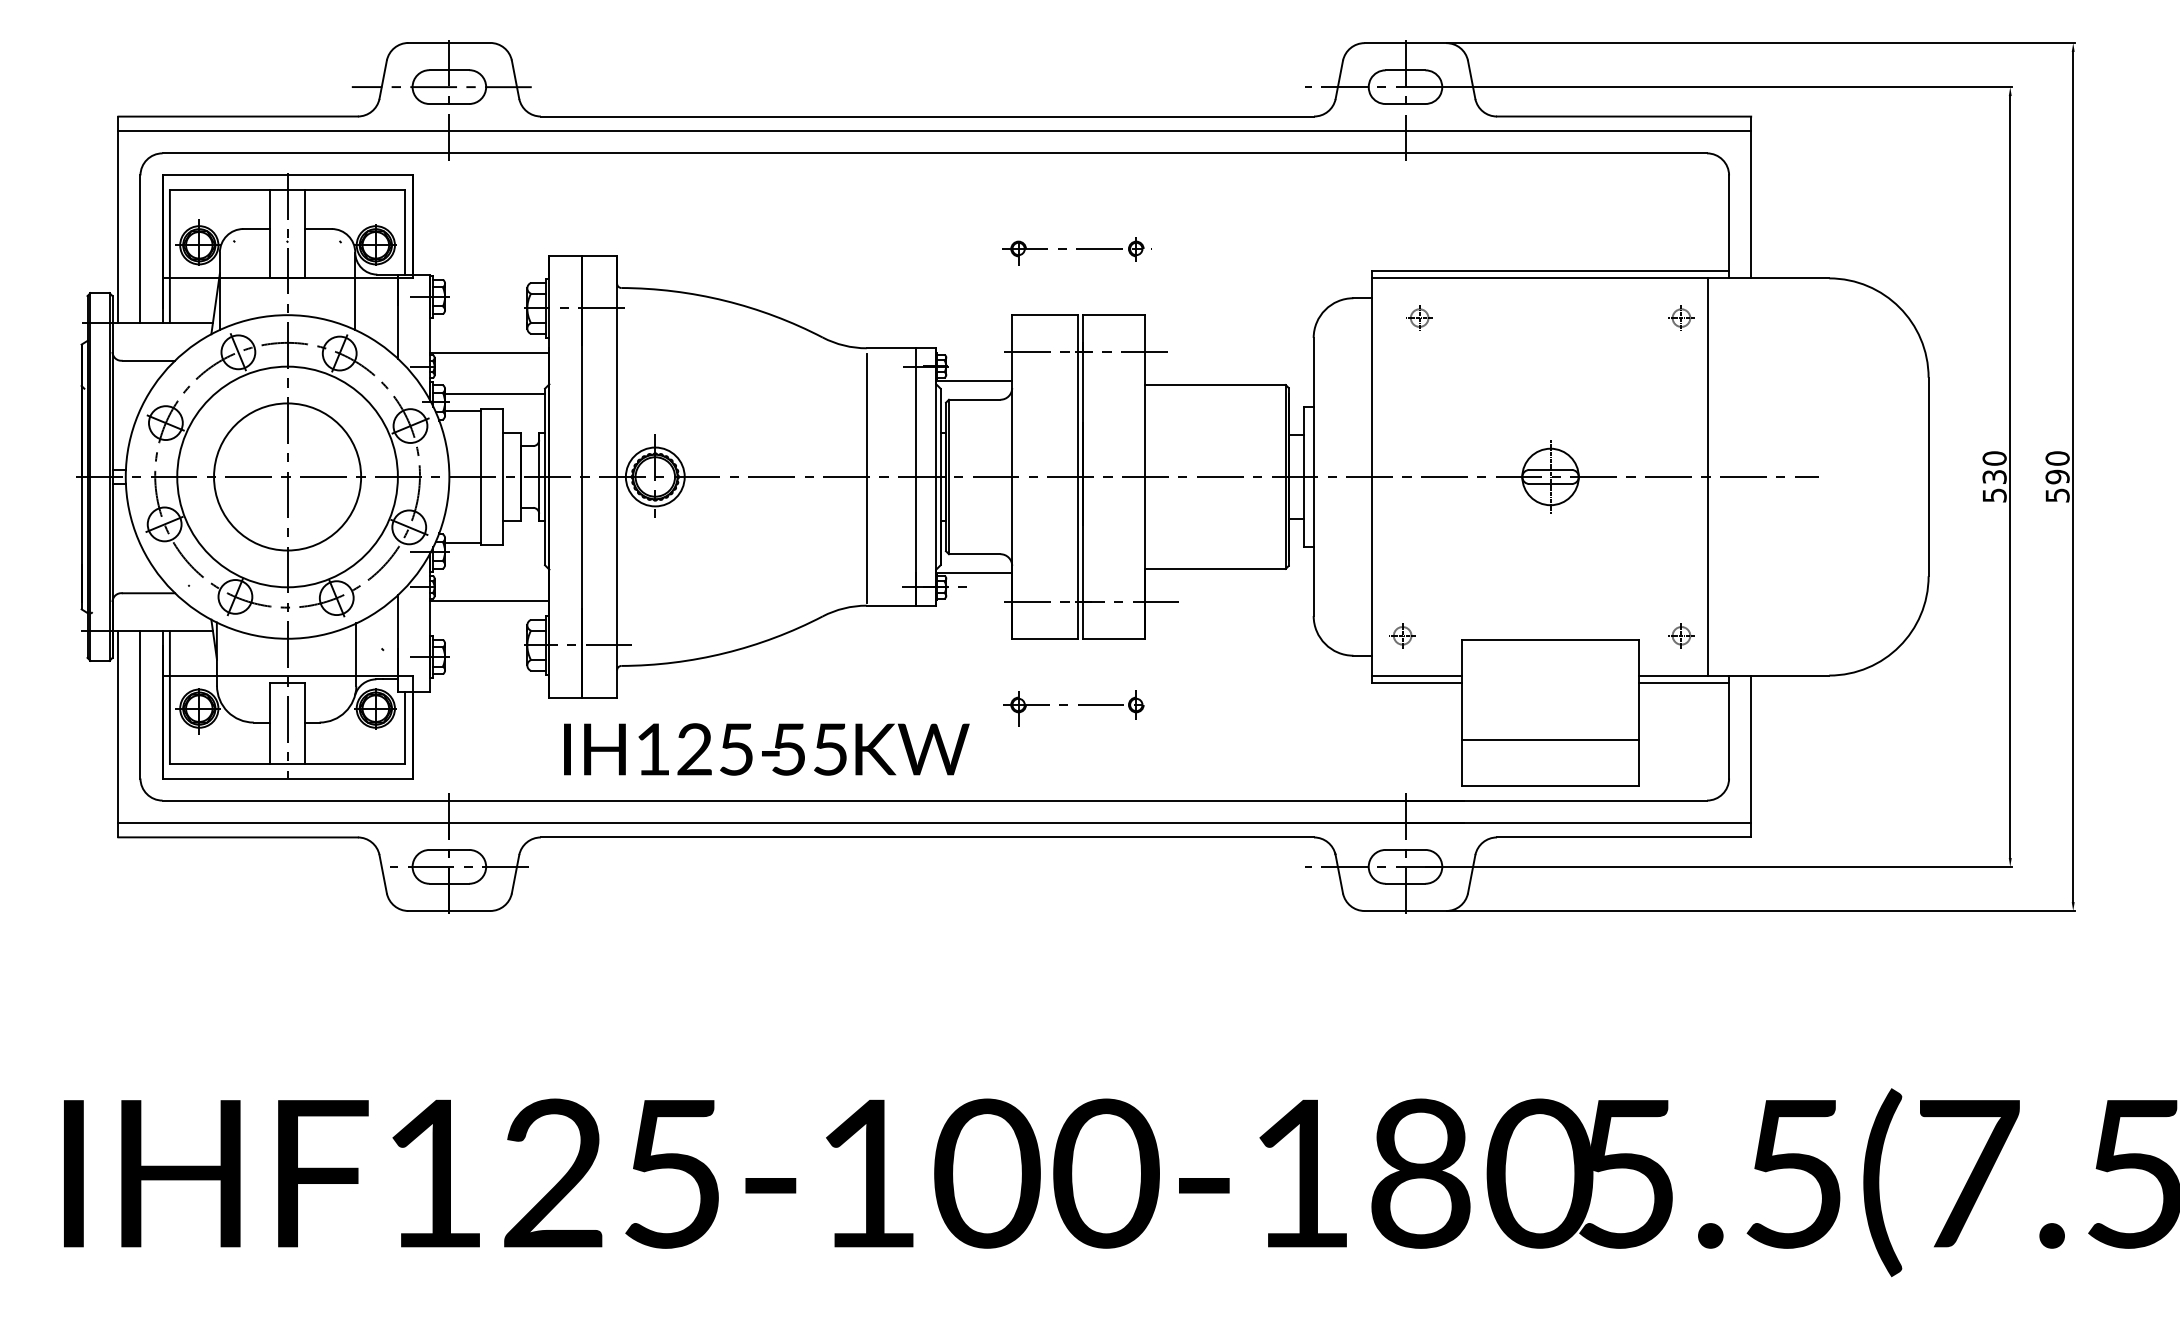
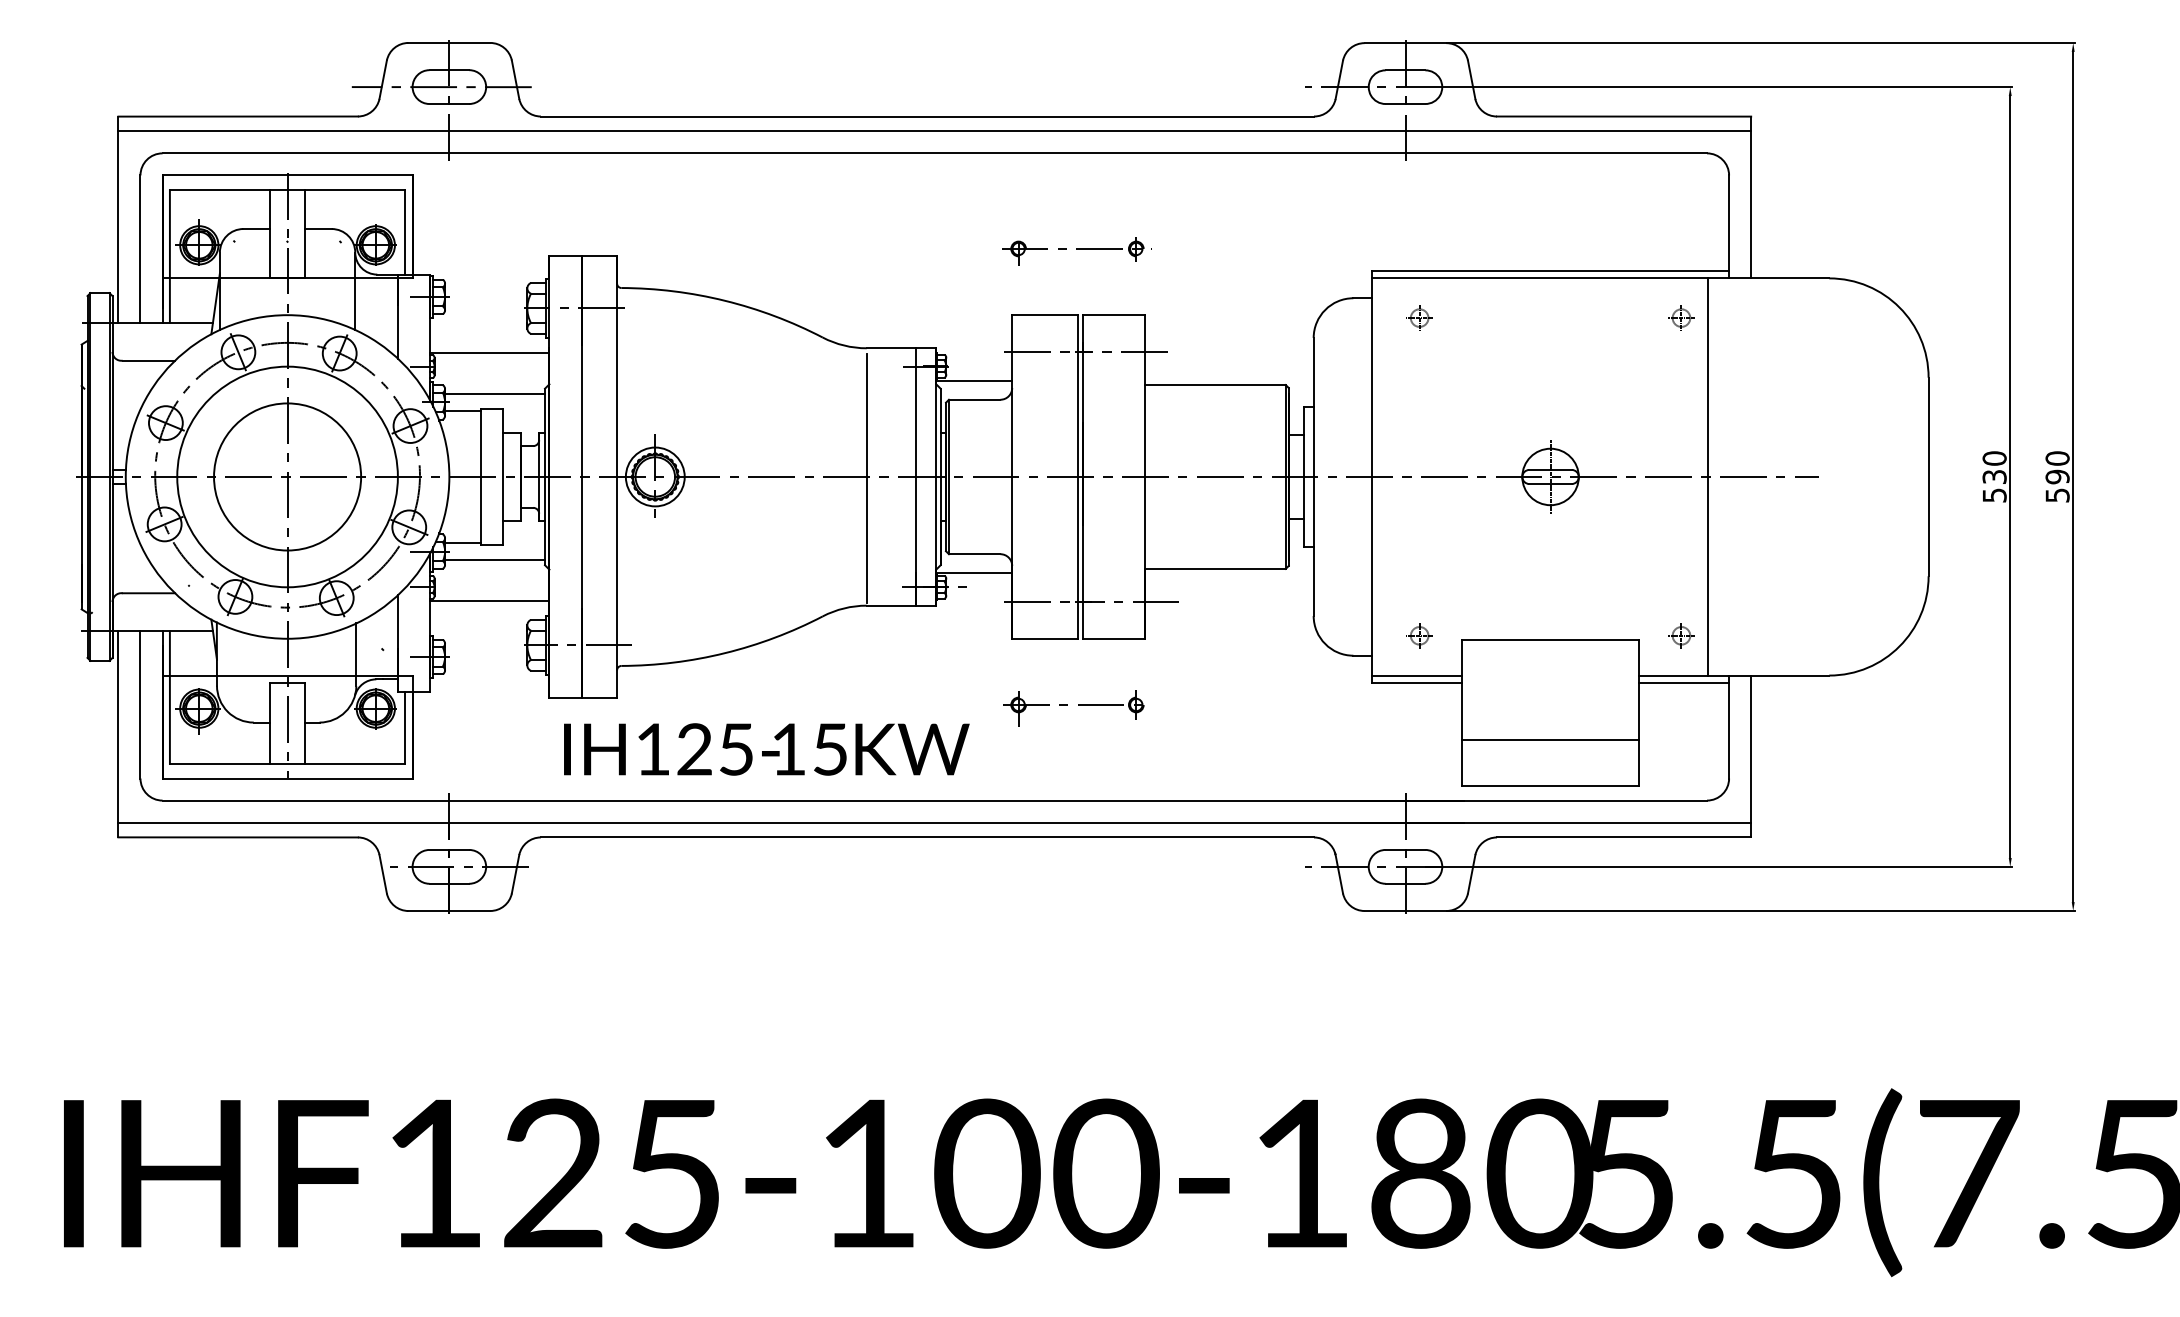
line: none -> present (495, 560)
part position: (1402, 635) -> (1419, 635) (1419, 635)
text: 55 -> 15 (788, 749)
